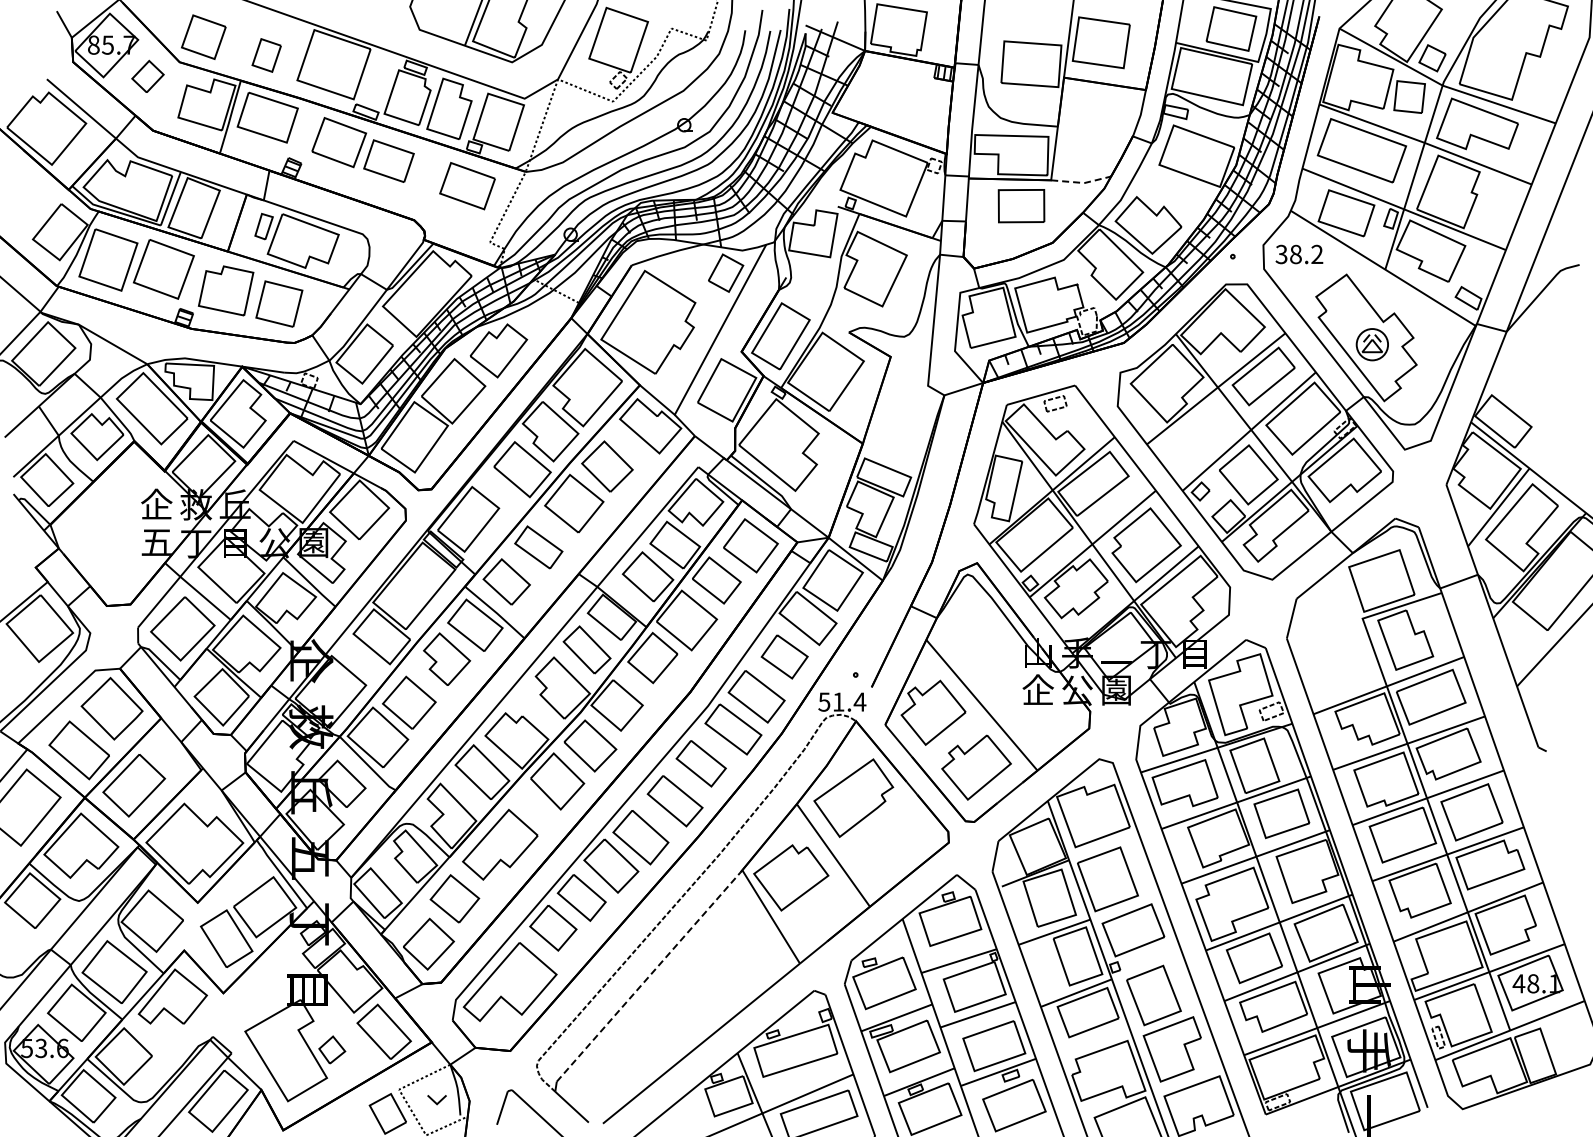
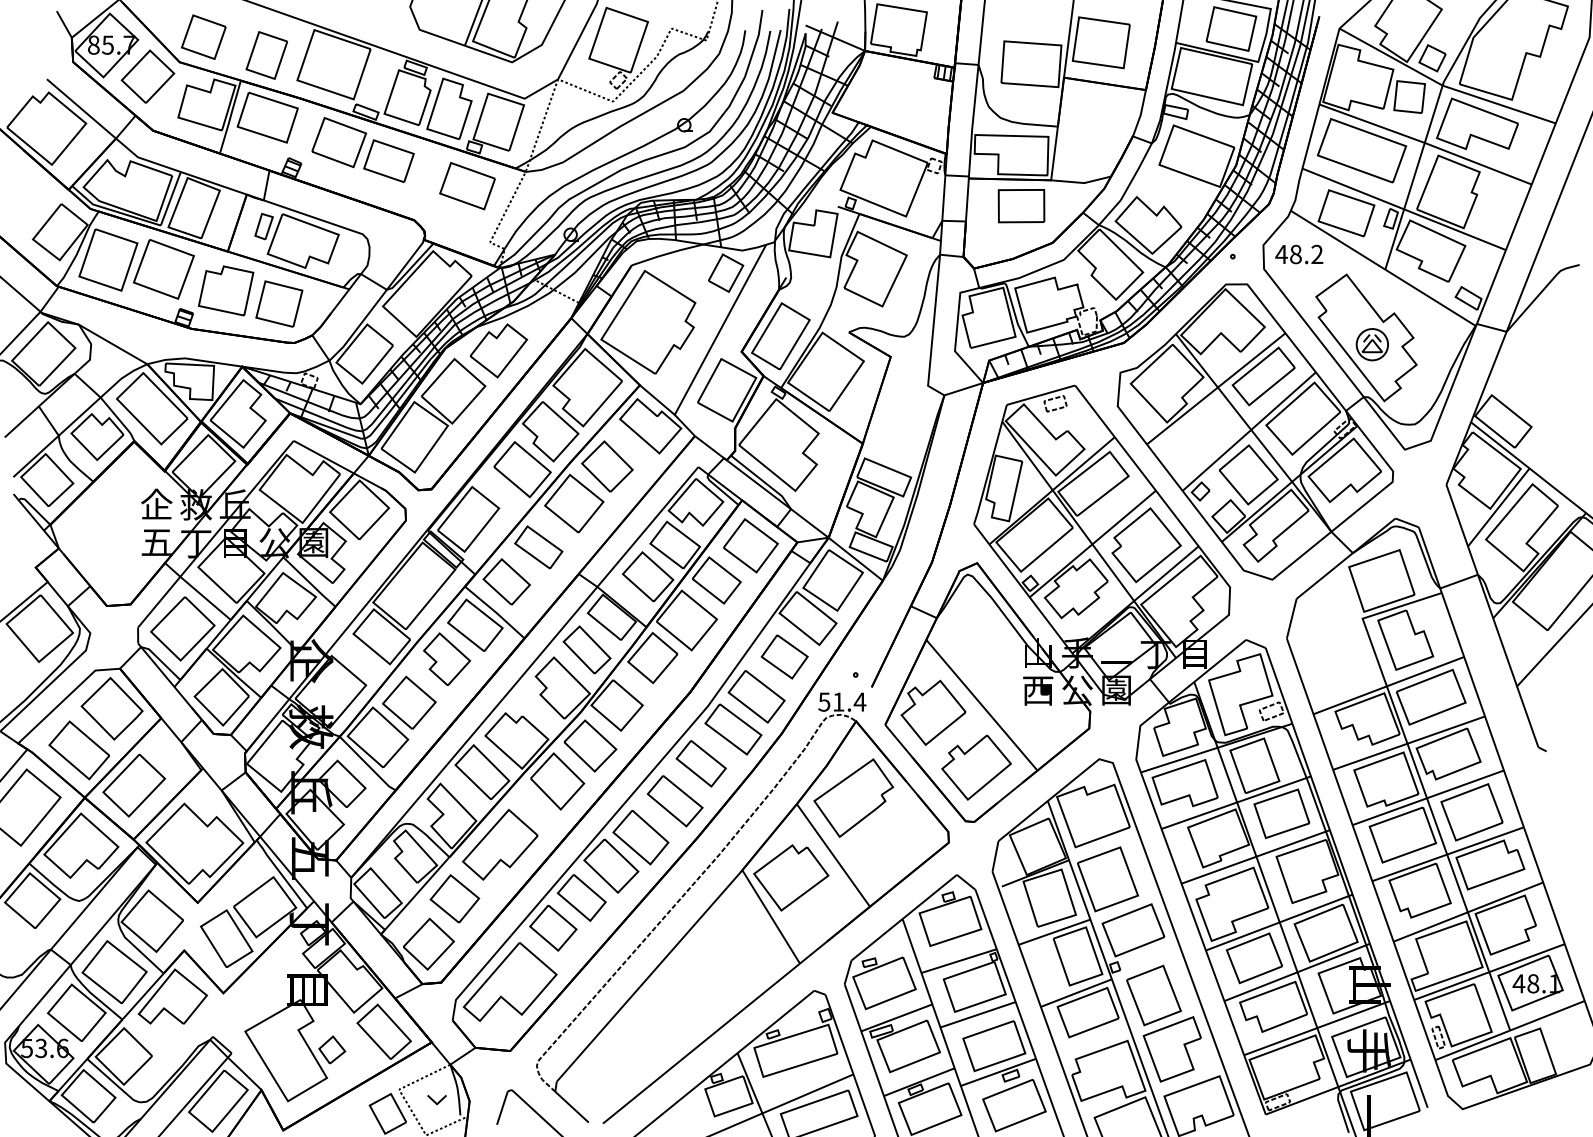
part size: 31x35 px -> 43x49 px (266, 55)
part size: 34x34 px -> 56x55 px (147, 76)
line: dashed -> solid (1083, 183)
text: 38.2 -> 48.2 (1281, 254)
text: 企 -> 西 (1037, 689)
line: dashed -> solid (649, 976)
